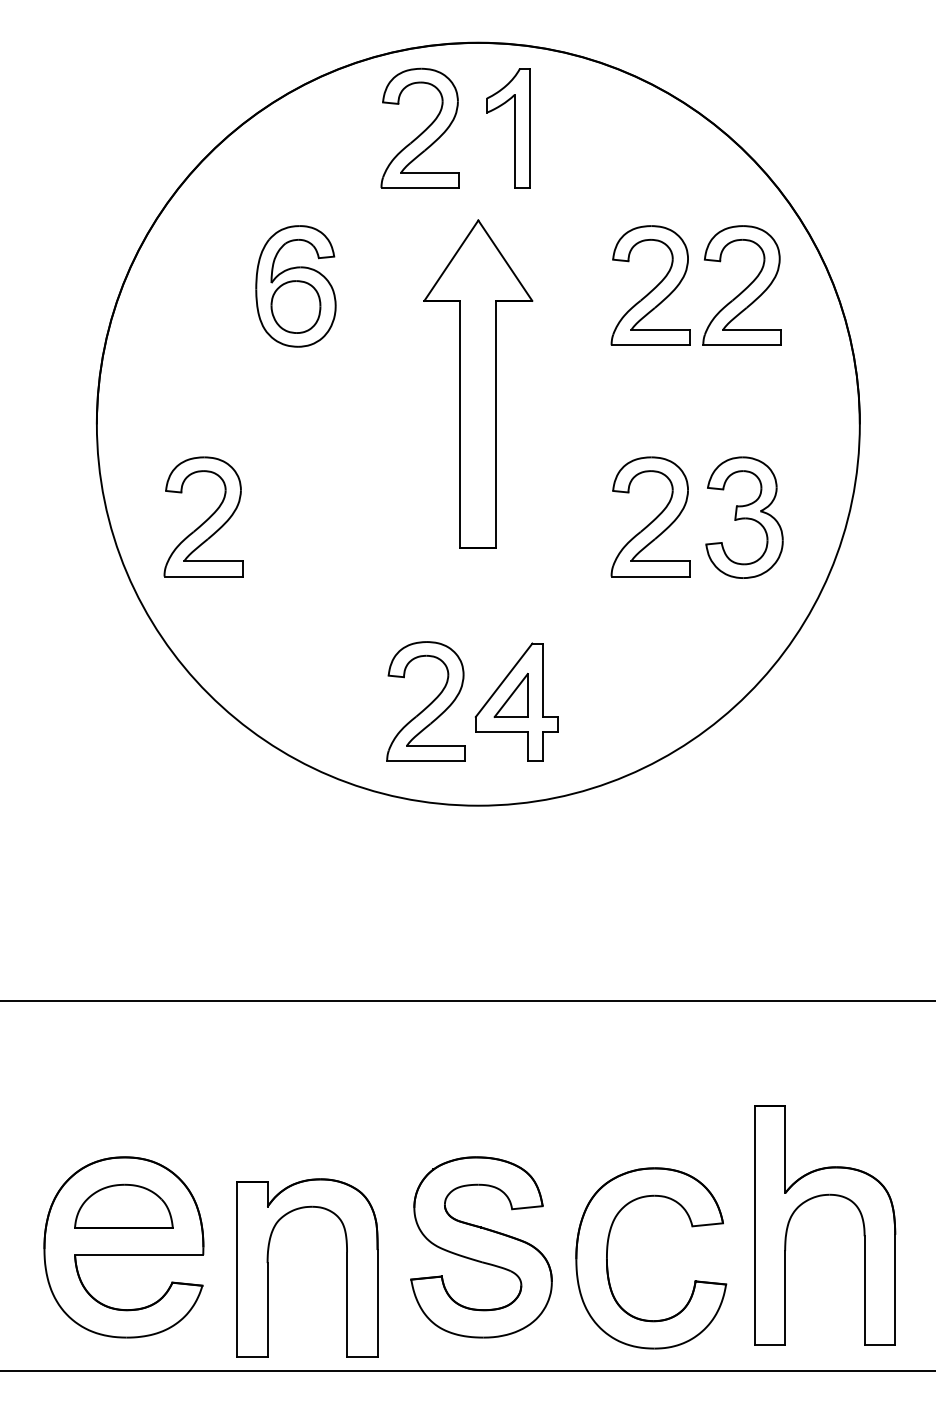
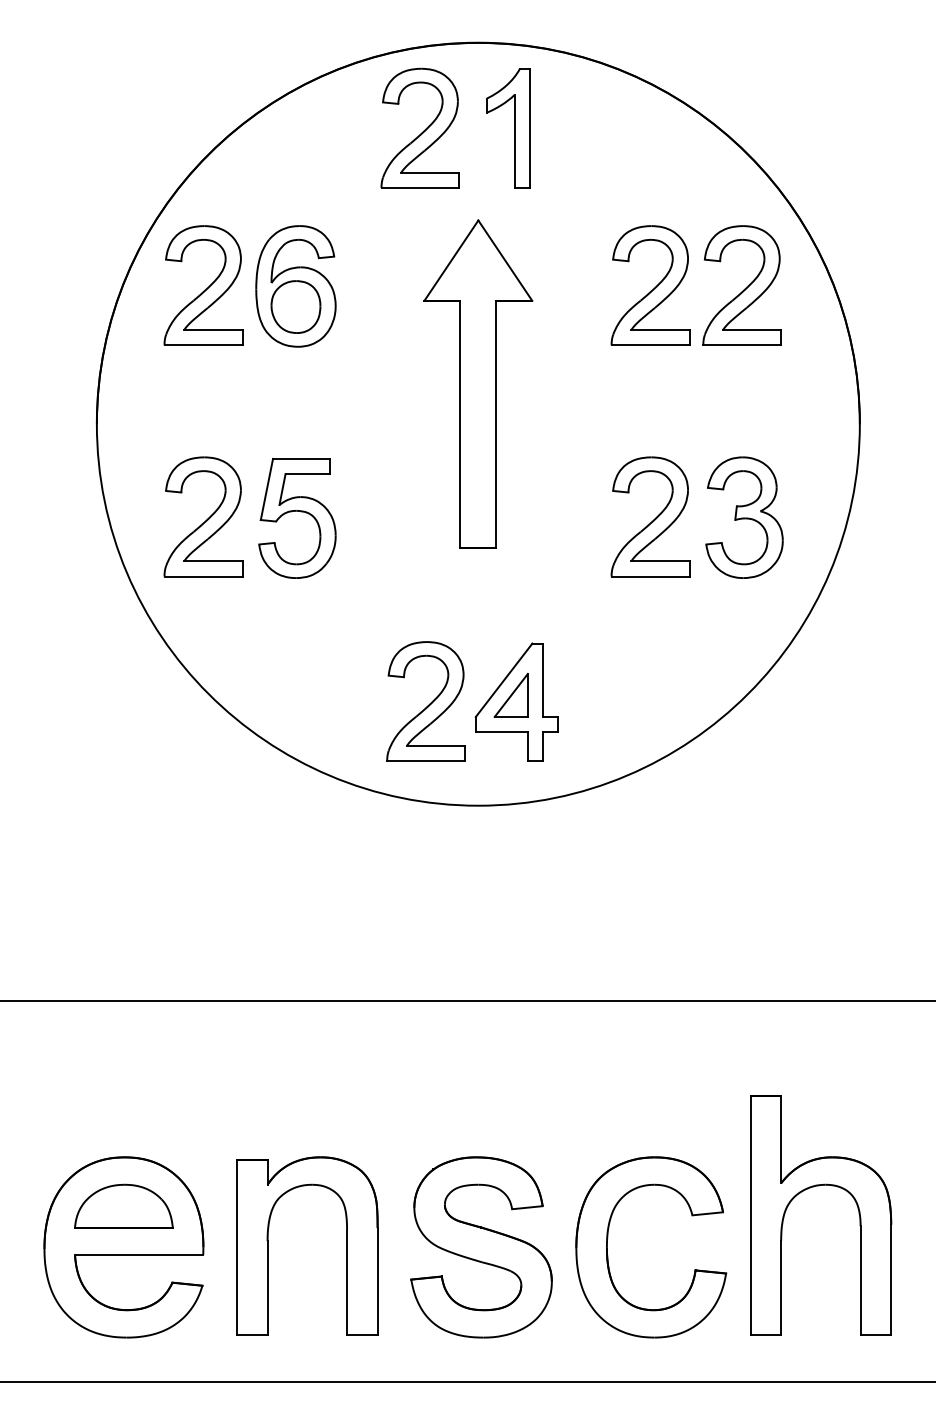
part: none -> present (203, 285)
part: none -> present (297, 517)
part position: (823, 1196) -> (819, 1186) (819, 1186)
part position: (608, 1266) -> (608, 1255) (608, 1255)
part position: (268, 1267) -> (268, 1245) (268, 1245)
line position: (467, 1371) -> (467, 1382) (467, 1382)
